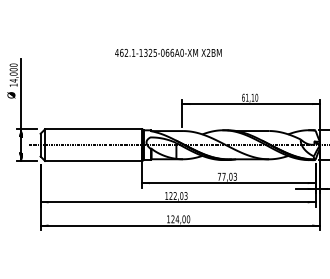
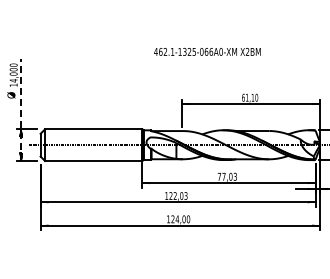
text position: (168, 52) -> (207, 51) (207, 51)
line: solid -> dashed (21, 109)
